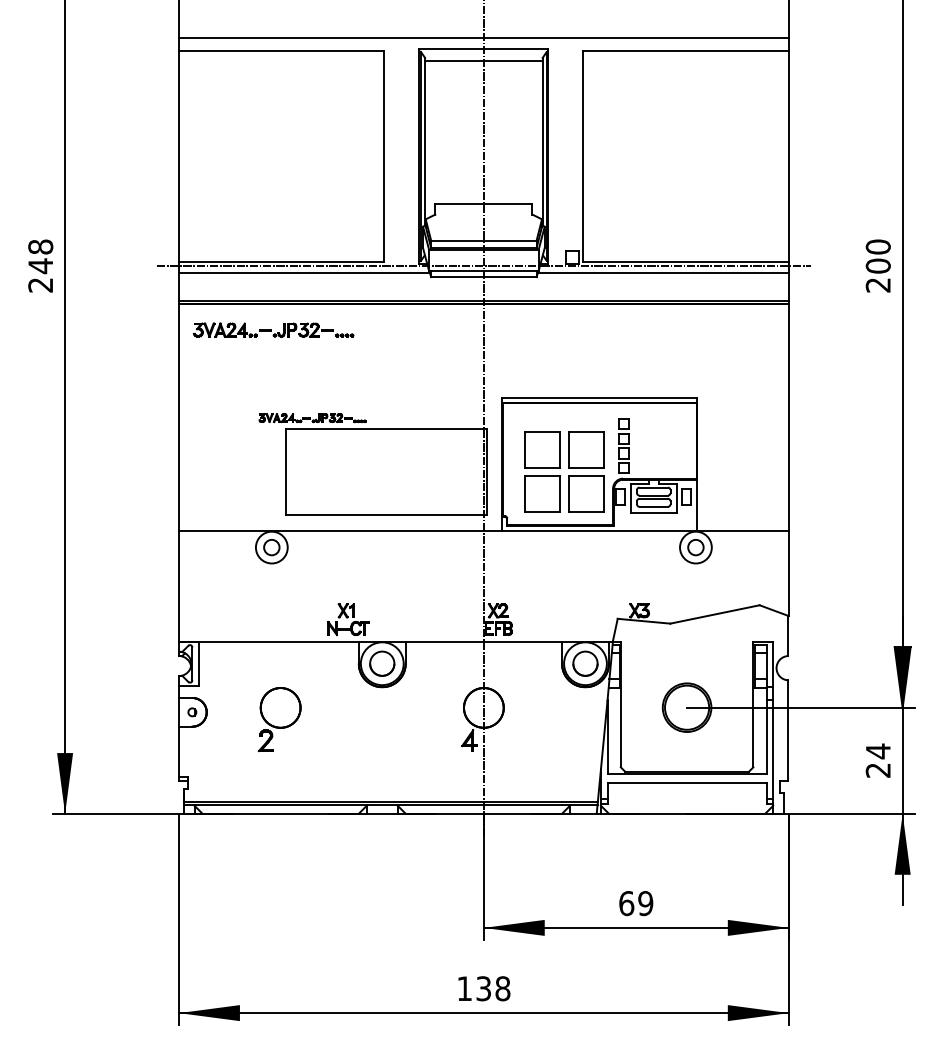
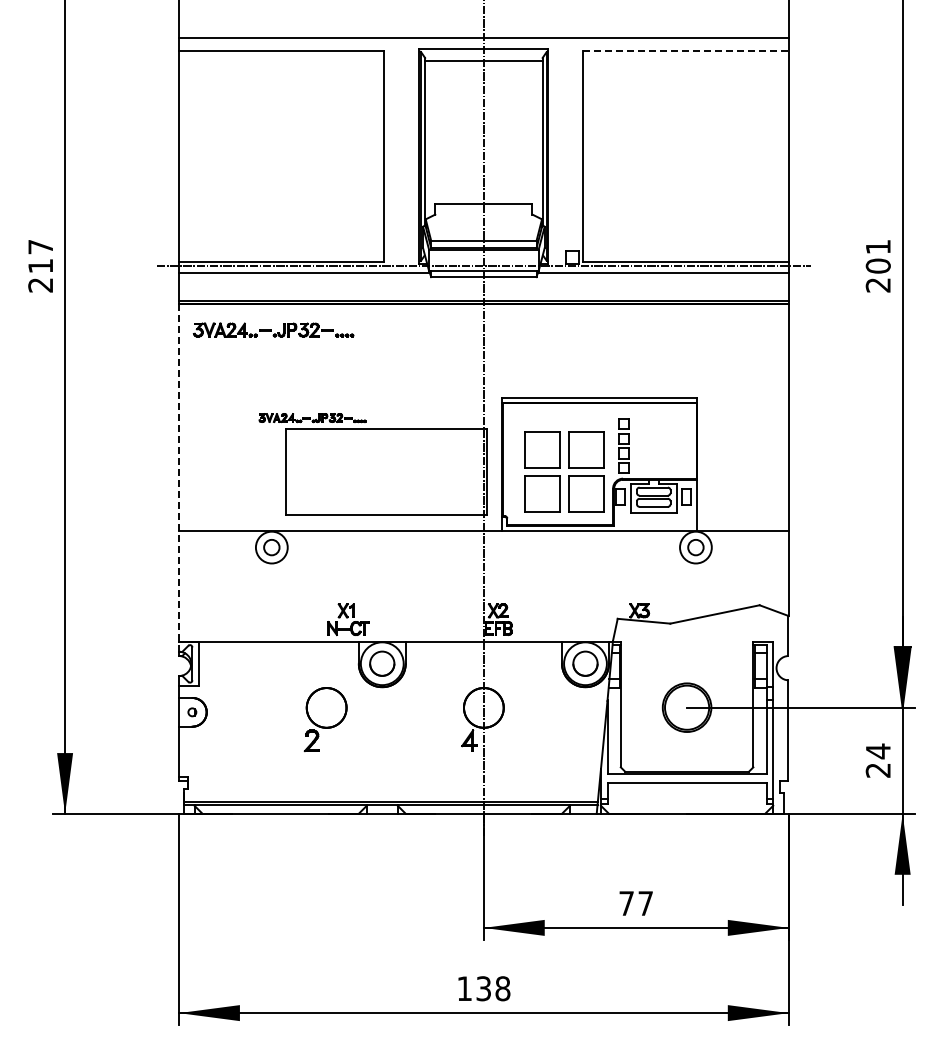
line: solid -> dashed (685, 50)
text: 200 -> 201 (877, 246)
text: 248 -> 217 (40, 256)
line: solid -> dashed (179, 477)
part position: (279, 719) -> (325, 719) (325, 719)
text: 69 -> 77 (636, 903)
